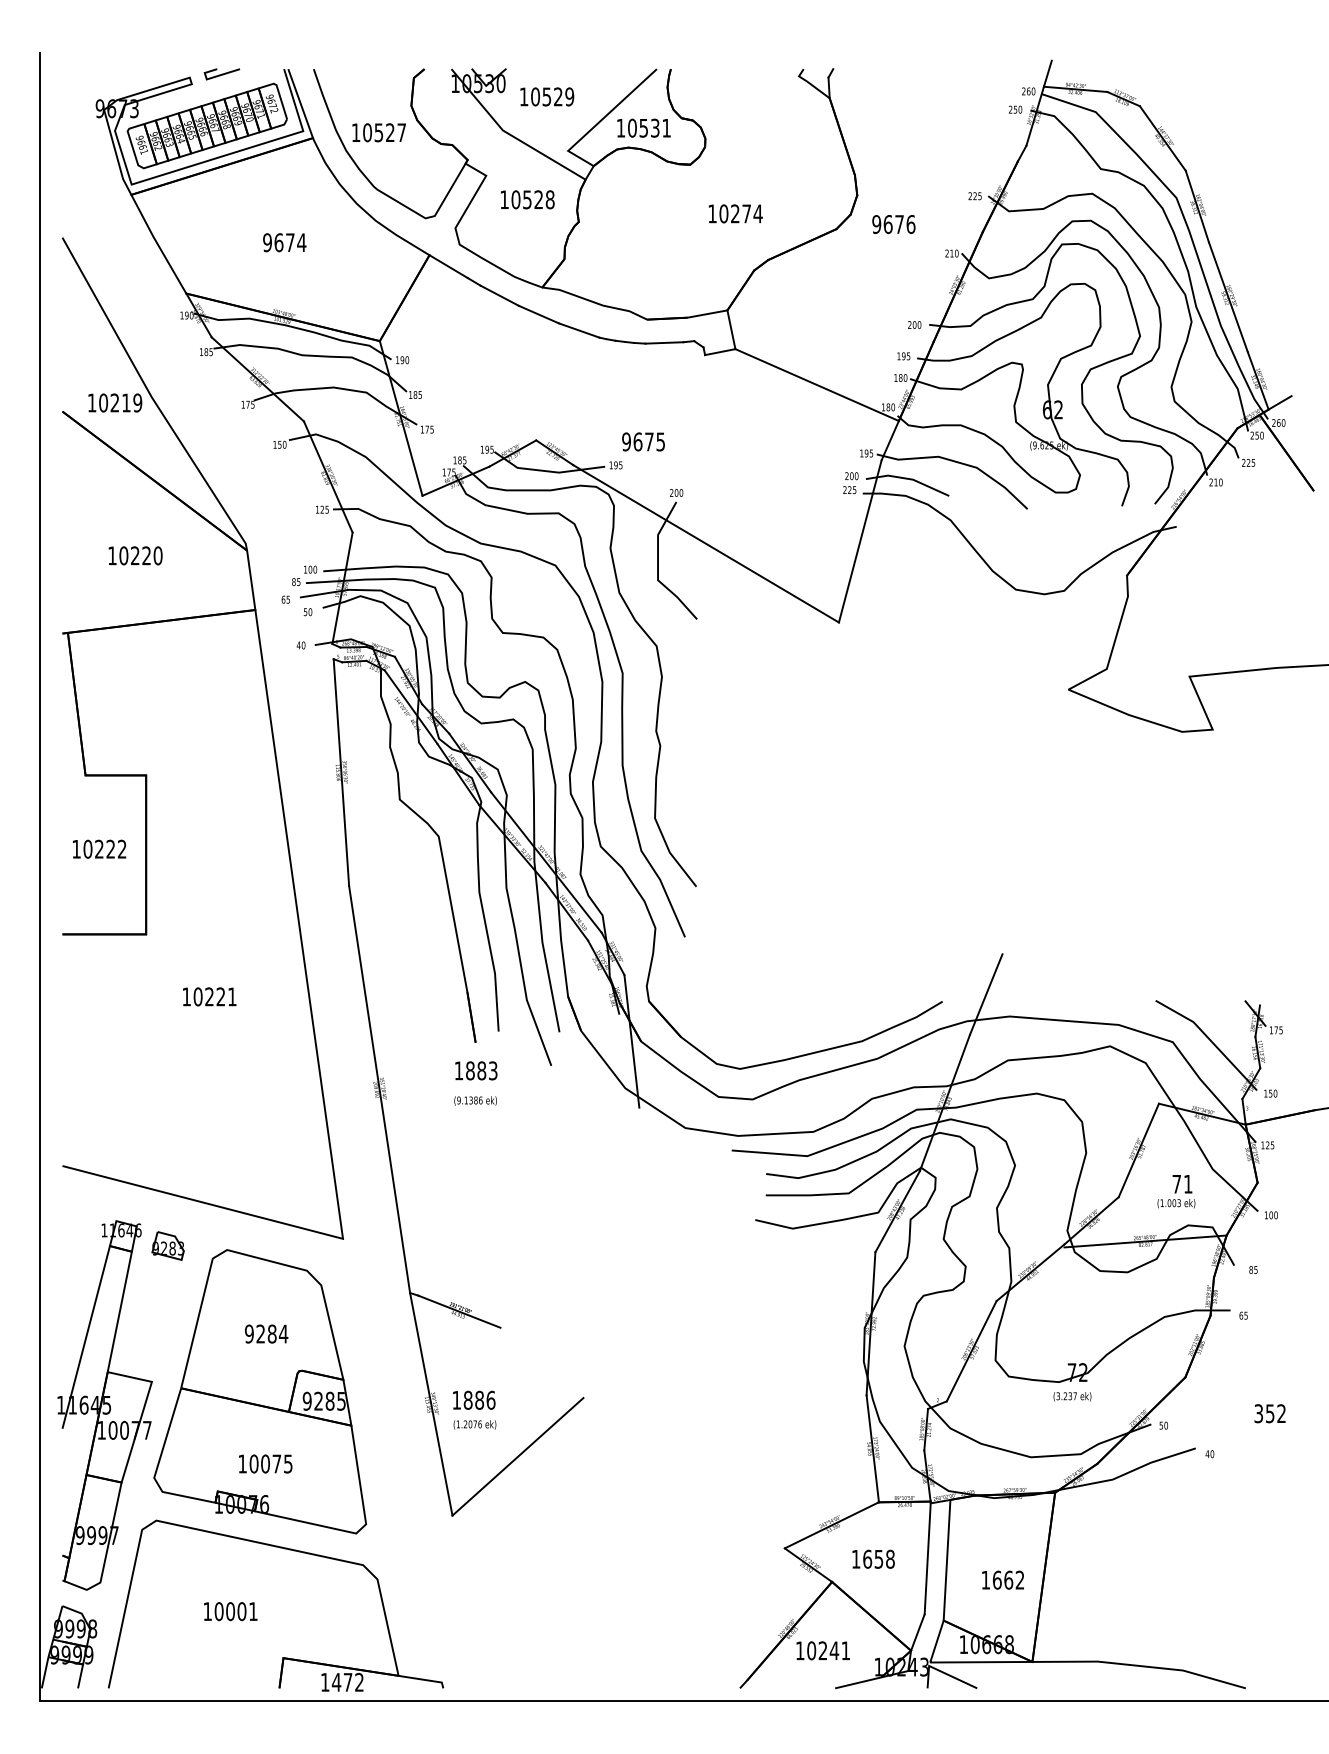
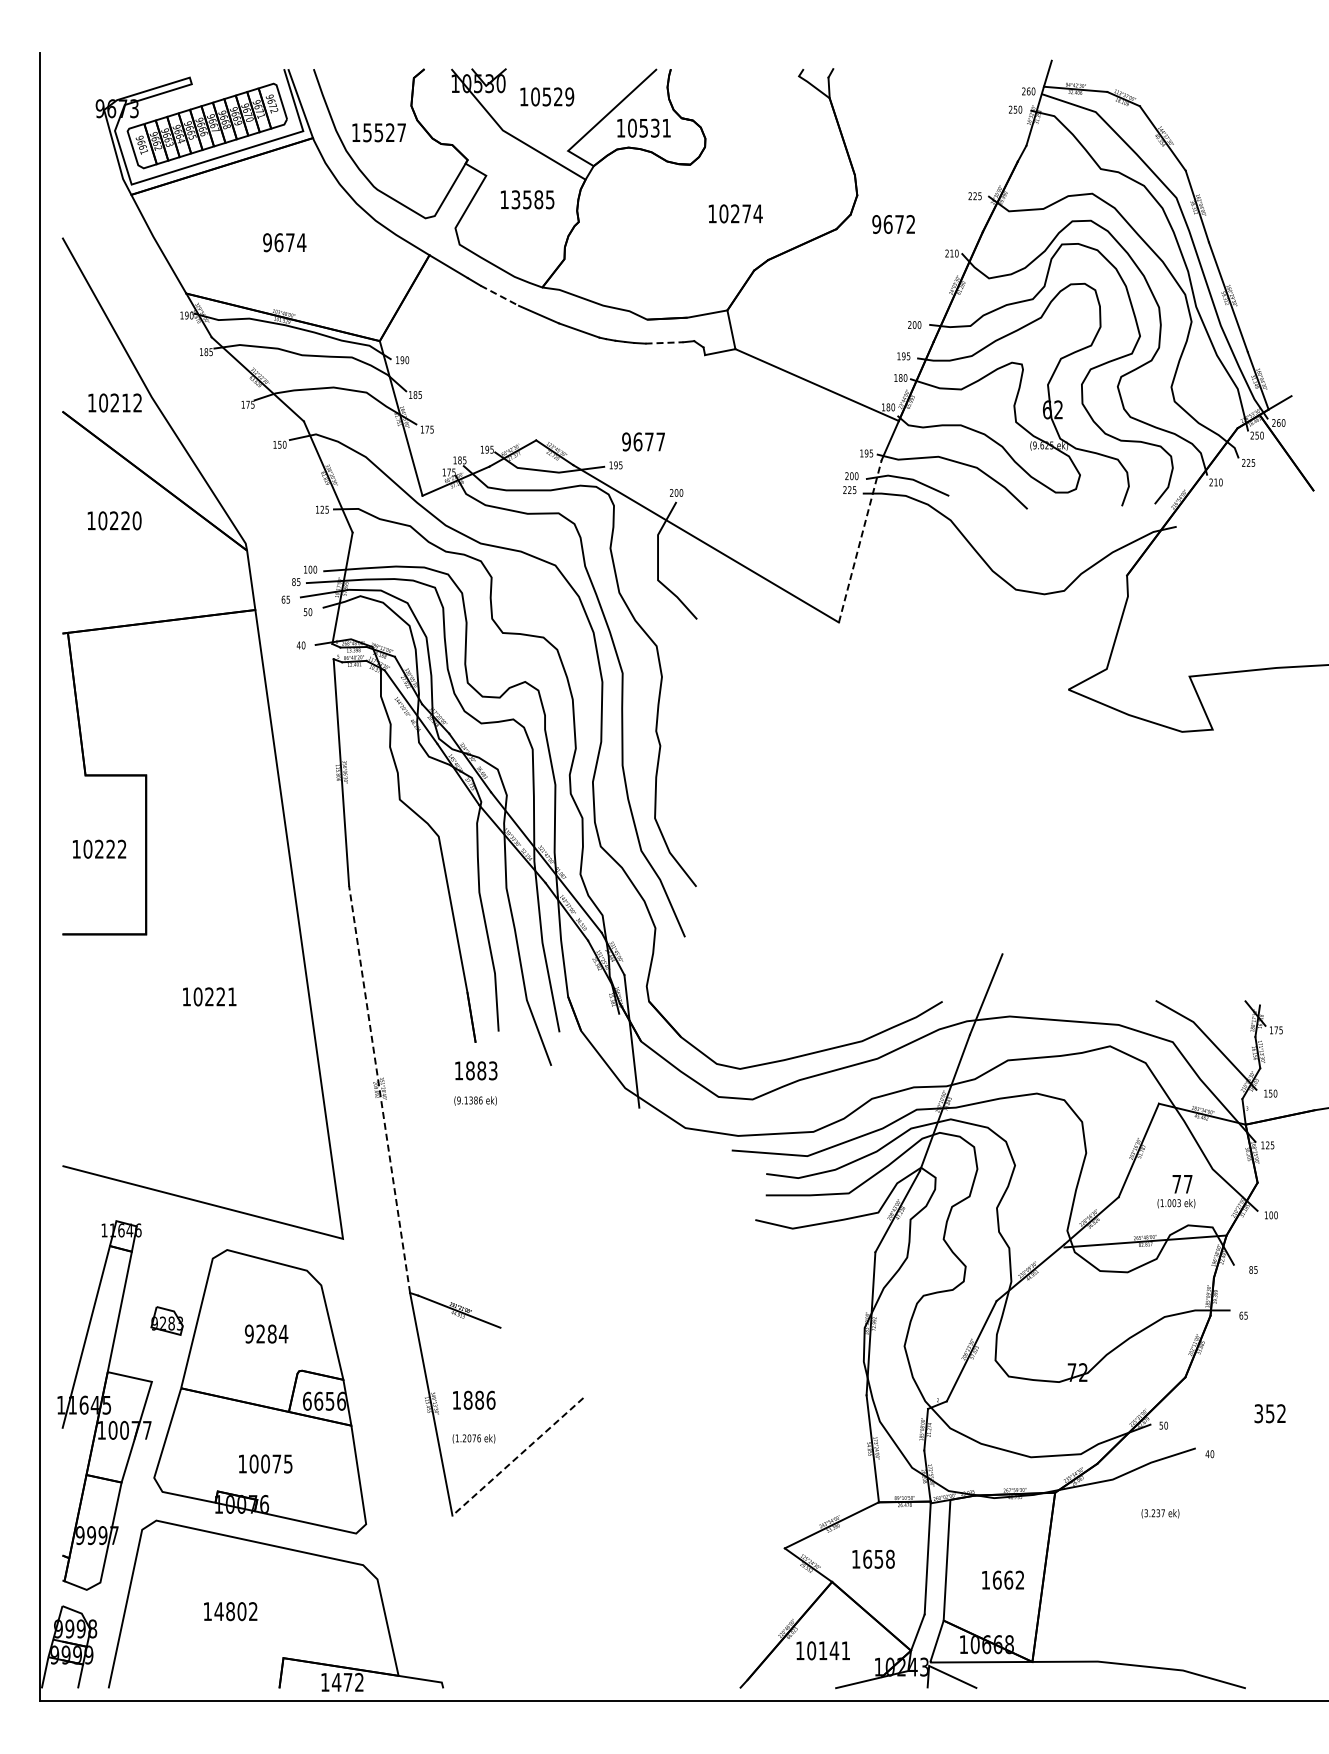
line: present -> none (221, 74)
text: 10527 -> 15527 (367, 132)
text: 10528 -> 13585 (532, 199)
text: 9676 -> 9672 (910, 224)
line: solid -> dashed (499, 295)
line: solid -> dashed (665, 342)
text: 10219 -> 10212 (137, 402)
text: 9675 -> 9677 (660, 441)
line: solid -> dashed (860, 541)
text position: (135, 555) -> (114, 520) (114, 520)
line: solid -> dashed (379, 1089)
text: 71 -> 77 (1188, 1184)
part position: (167, 1245) -> (166, 1320) (166, 1320)
text position: (1072, 1396) -> (1160, 1513) (1160, 1513)
text: 9285 -> 6656 (324, 1400)
text position: (474, 1424) -> (473, 1438) (473, 1438)
line: solid -> dashed (517, 1457)
text: 10001 -> 14802 (235, 1611)
text: 10241 -> 10141 (822, 1650)
